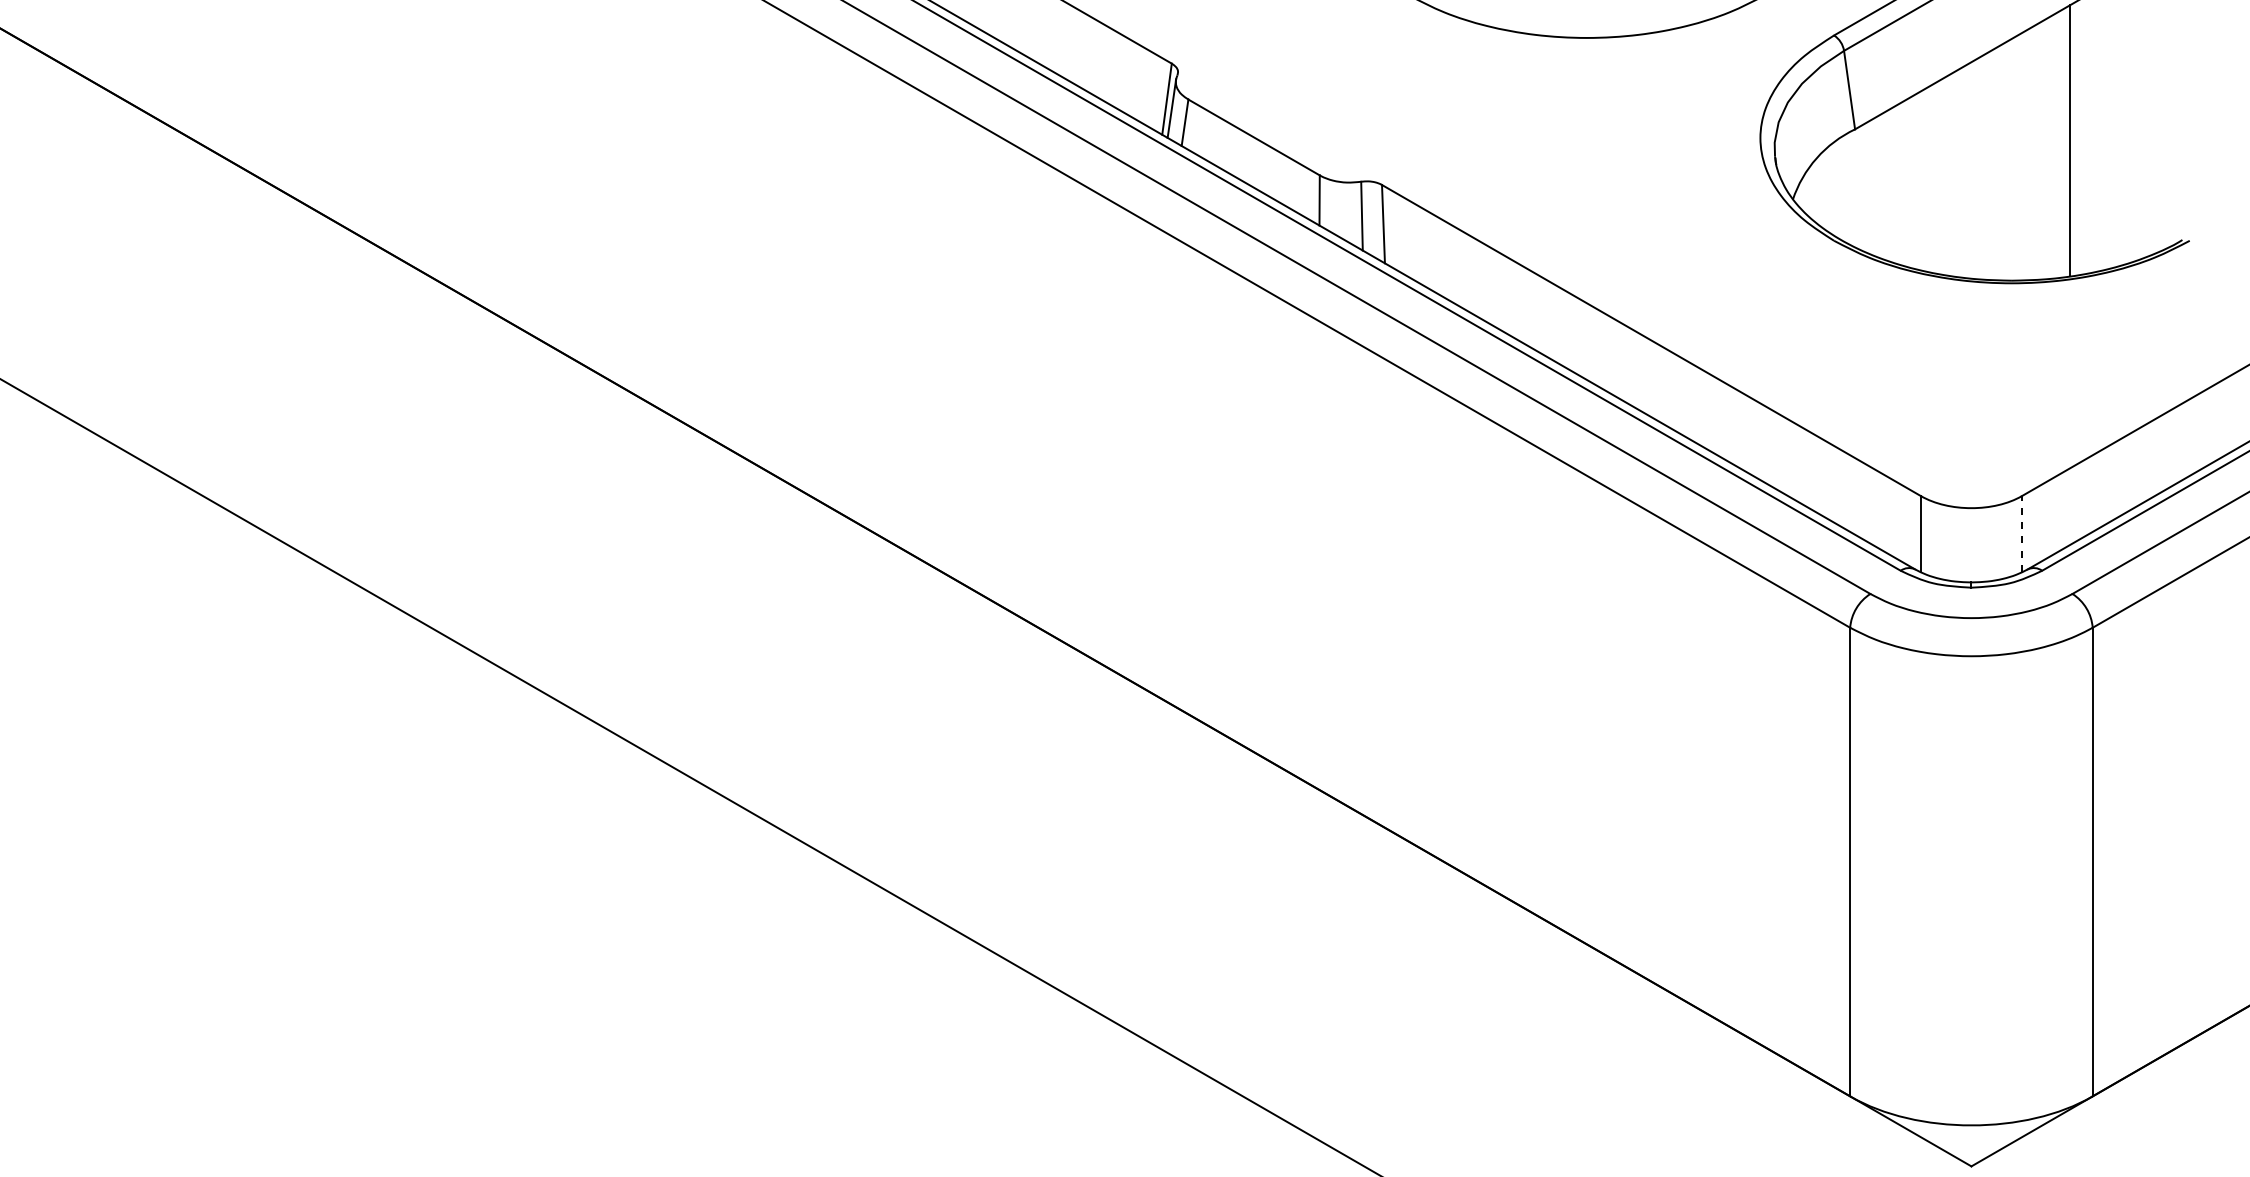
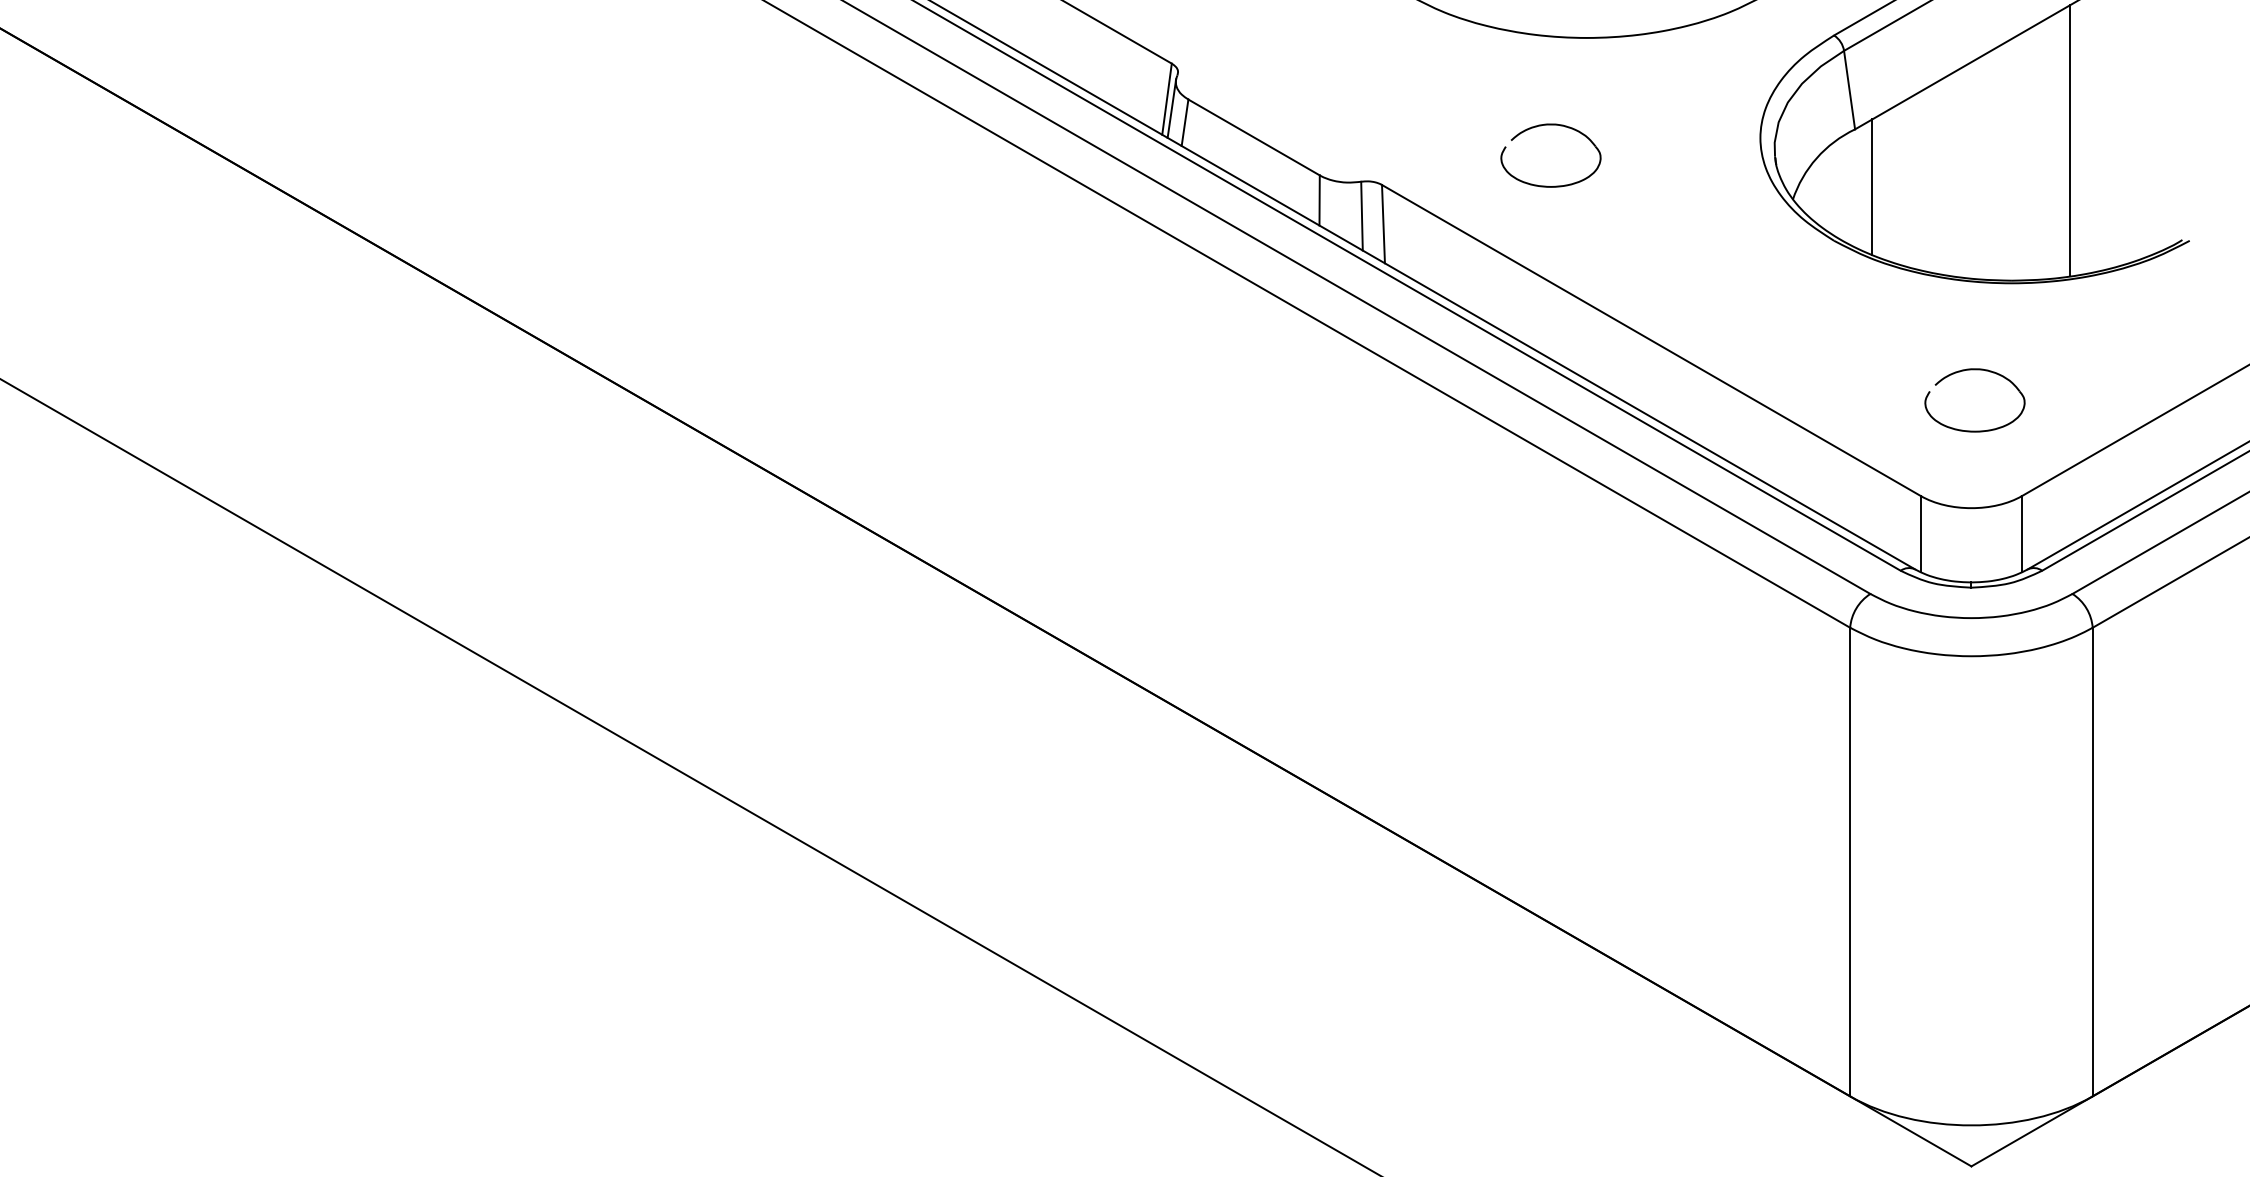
part: none -> present (1550, 125)
line: none -> present (1872, 187)
part: none -> present (1974, 370)
line: dashed -> solid (2021, 533)
